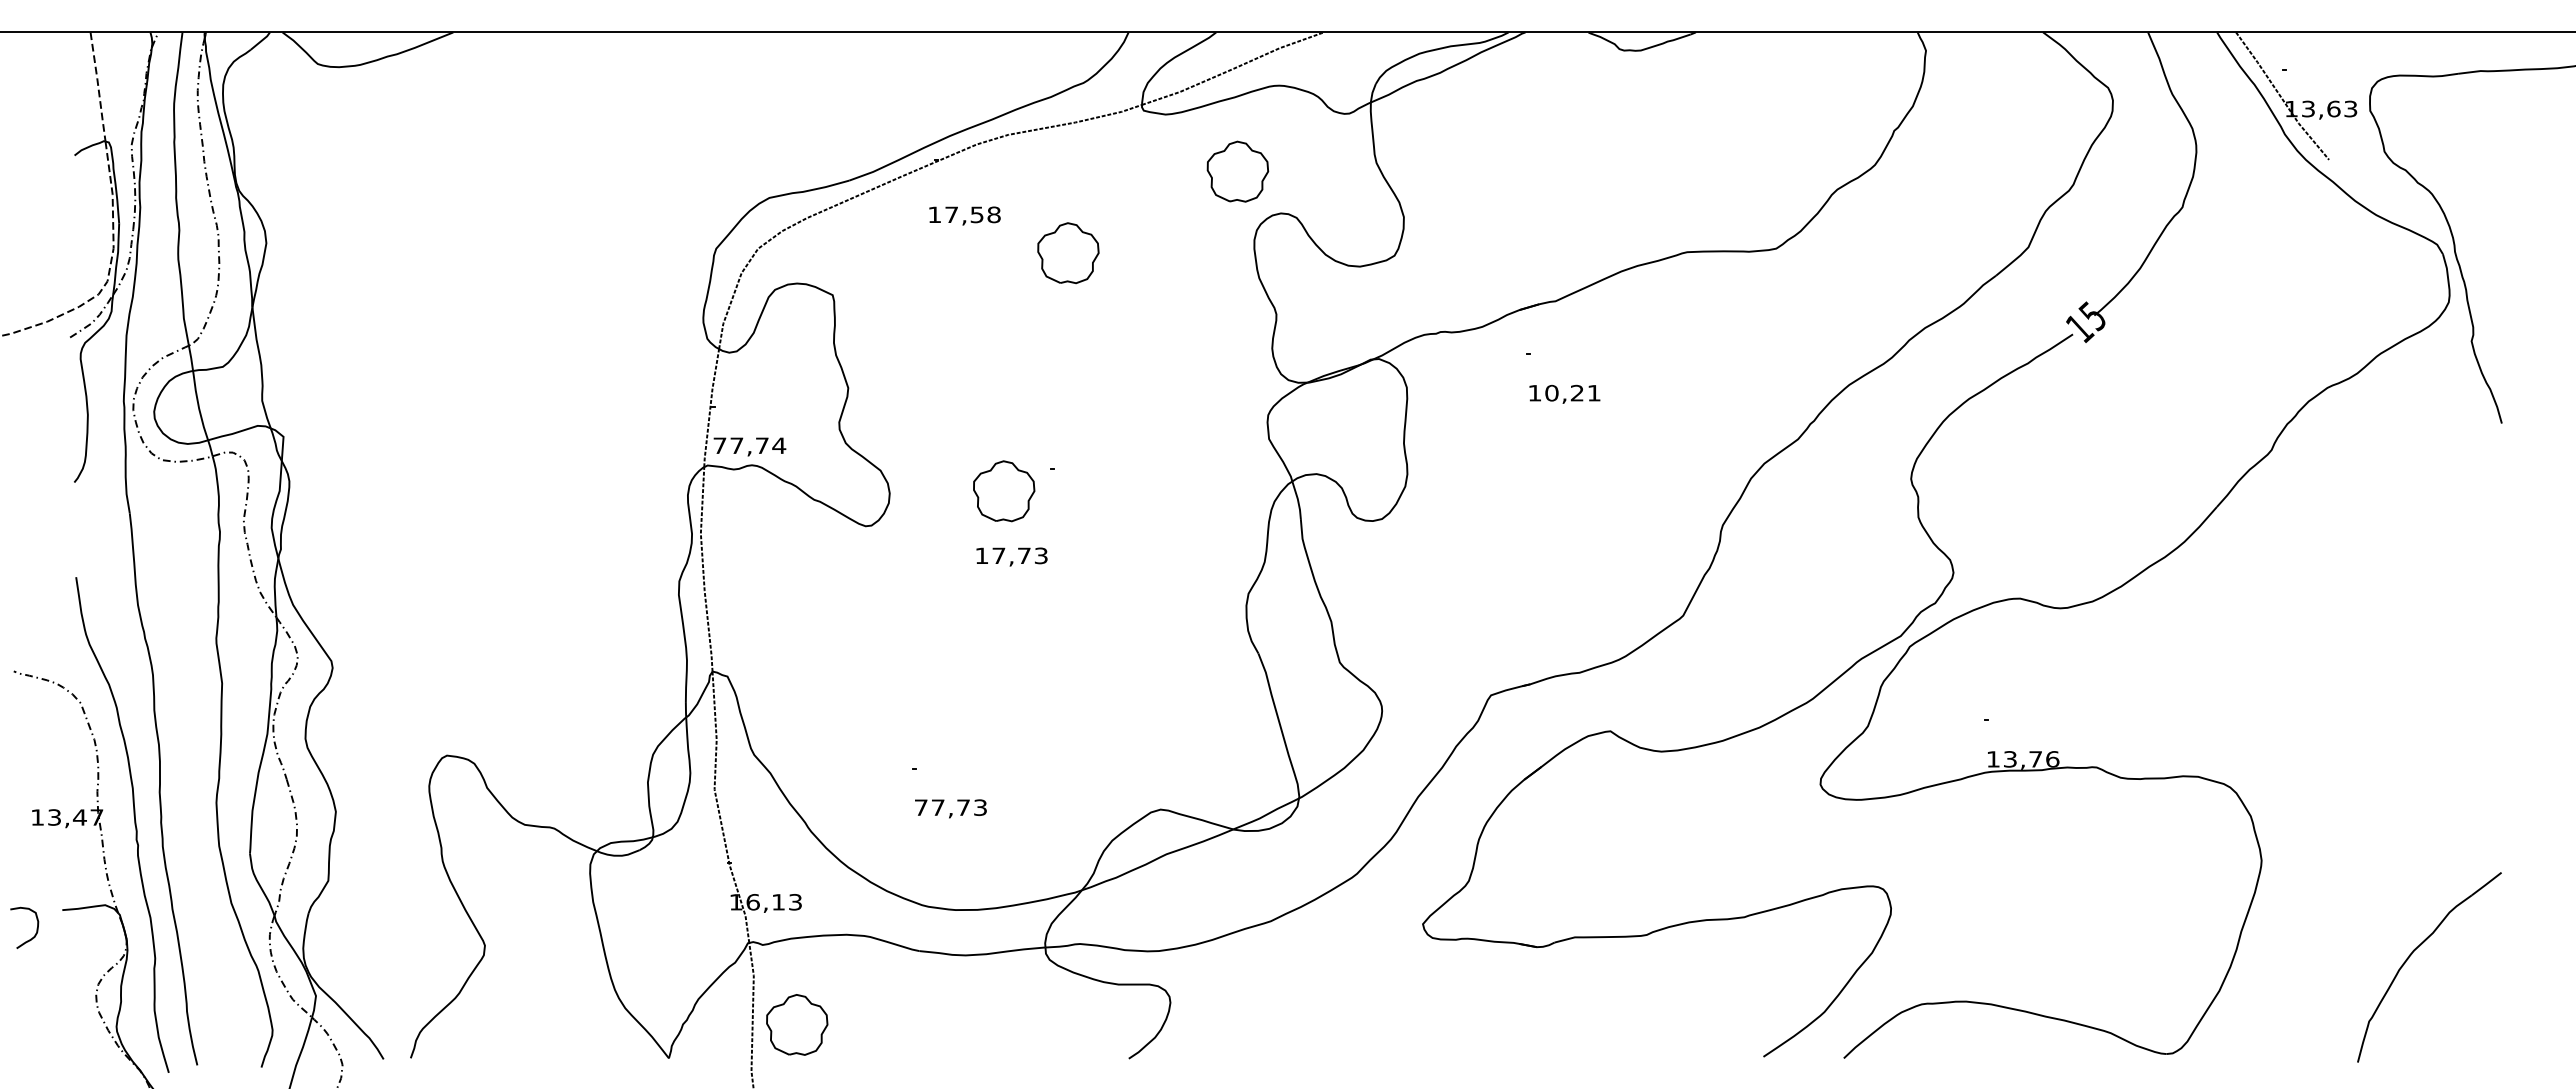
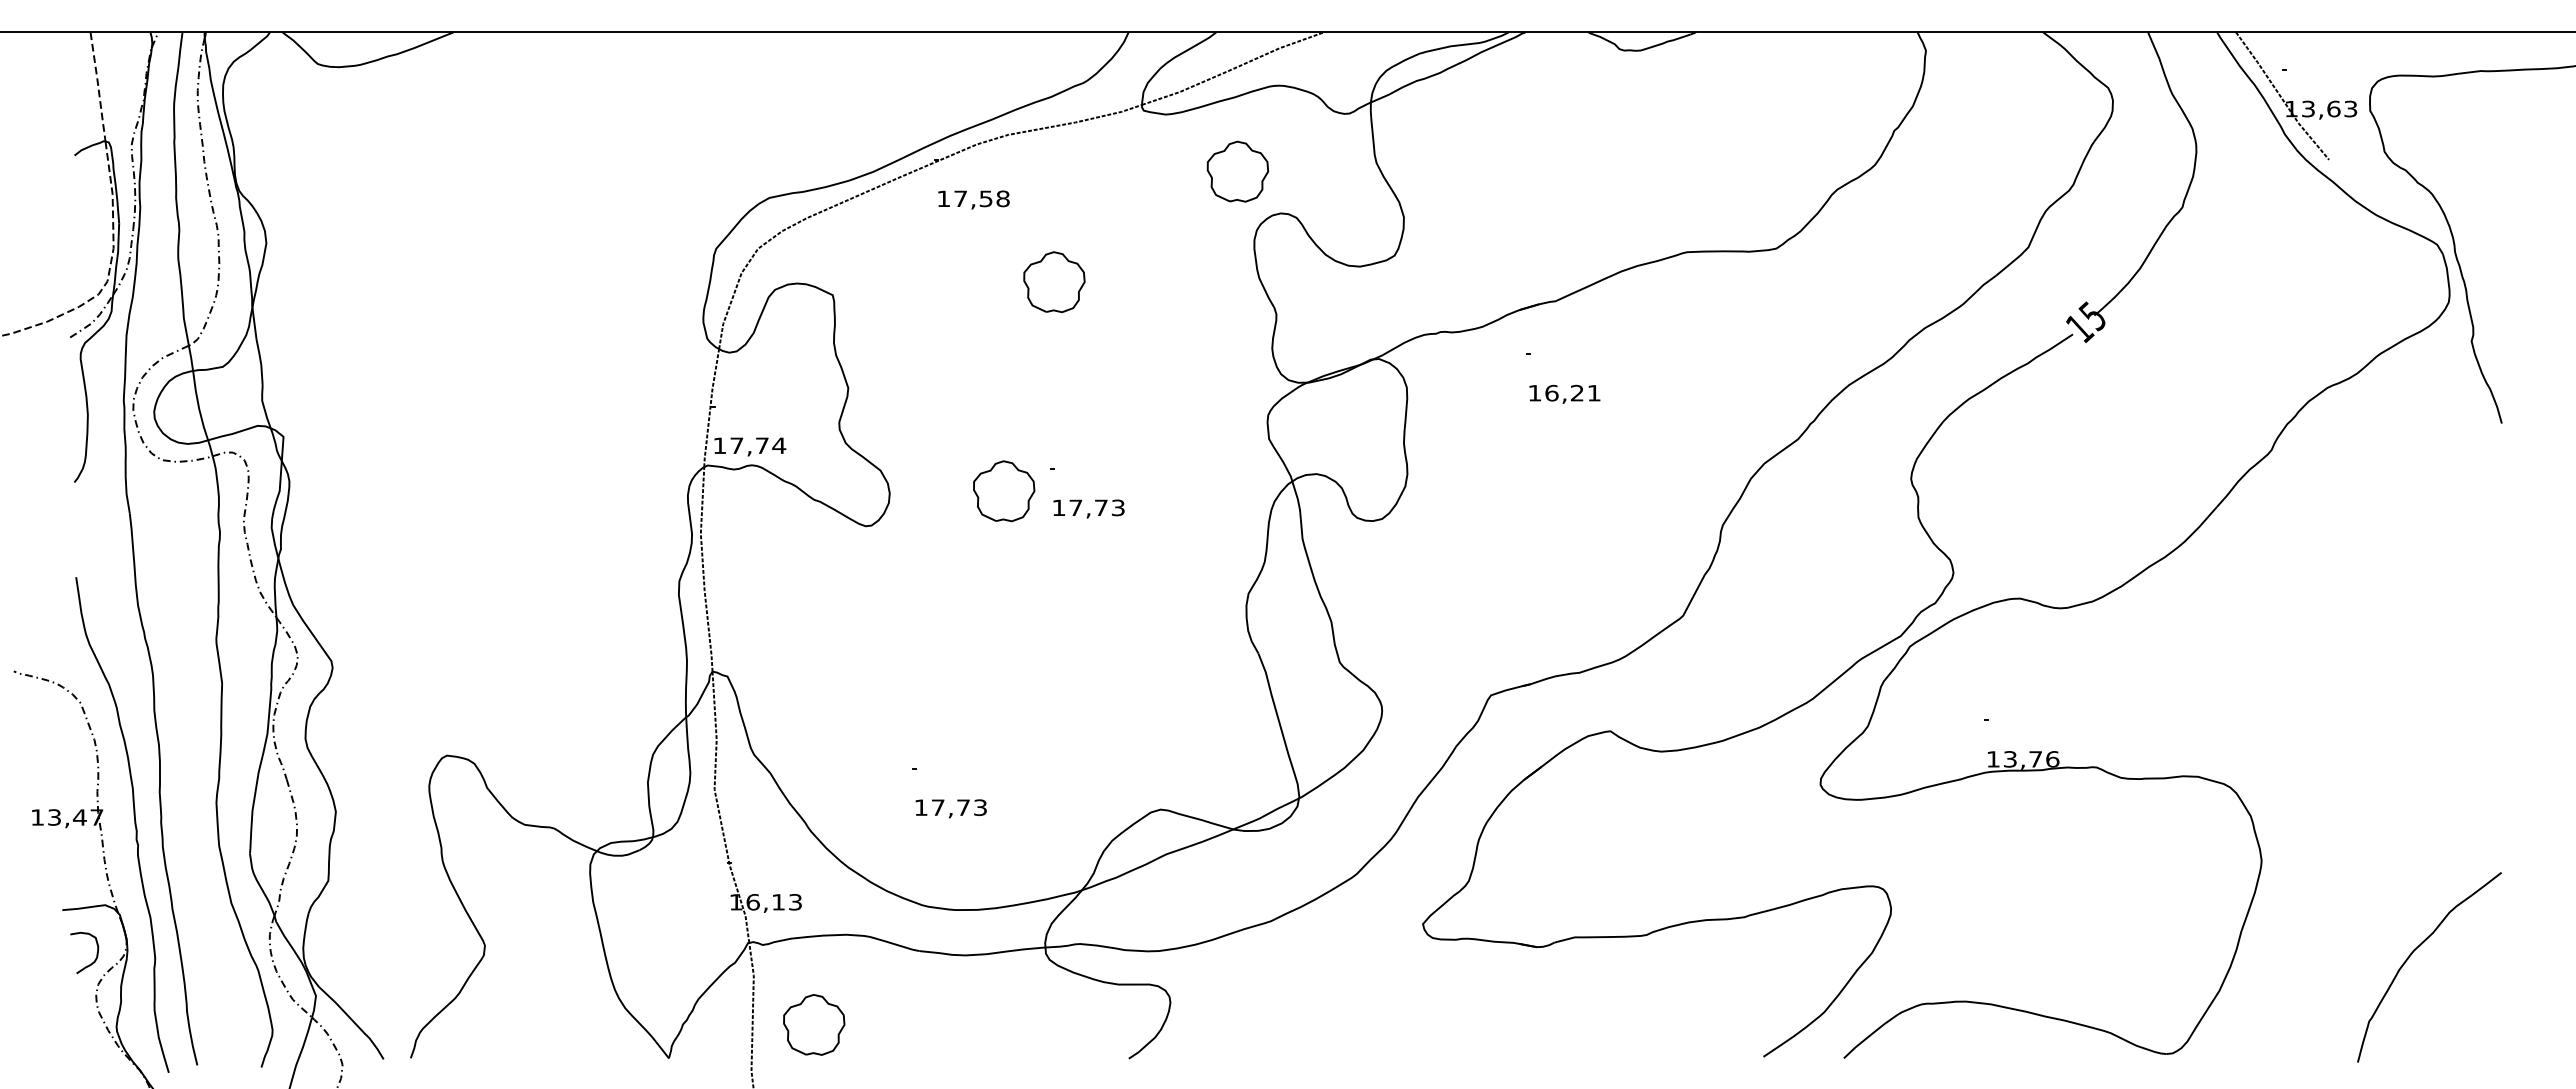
text position: (964, 215) -> (973, 199) (973, 199)
part position: (1068, 253) -> (1054, 282) (1054, 282)
text: 10,21 -> 16,21 (1551, 392)
text: 77,74 -> 17,74 (719, 445)
text position: (1011, 556) -> (1088, 508) (1088, 508)
text: 77,73 -> 17,73 (921, 807)
curve position: (36, 928) -> (96, 953) (96, 953)
part position: (797, 1024) -> (814, 1024) (814, 1024)
